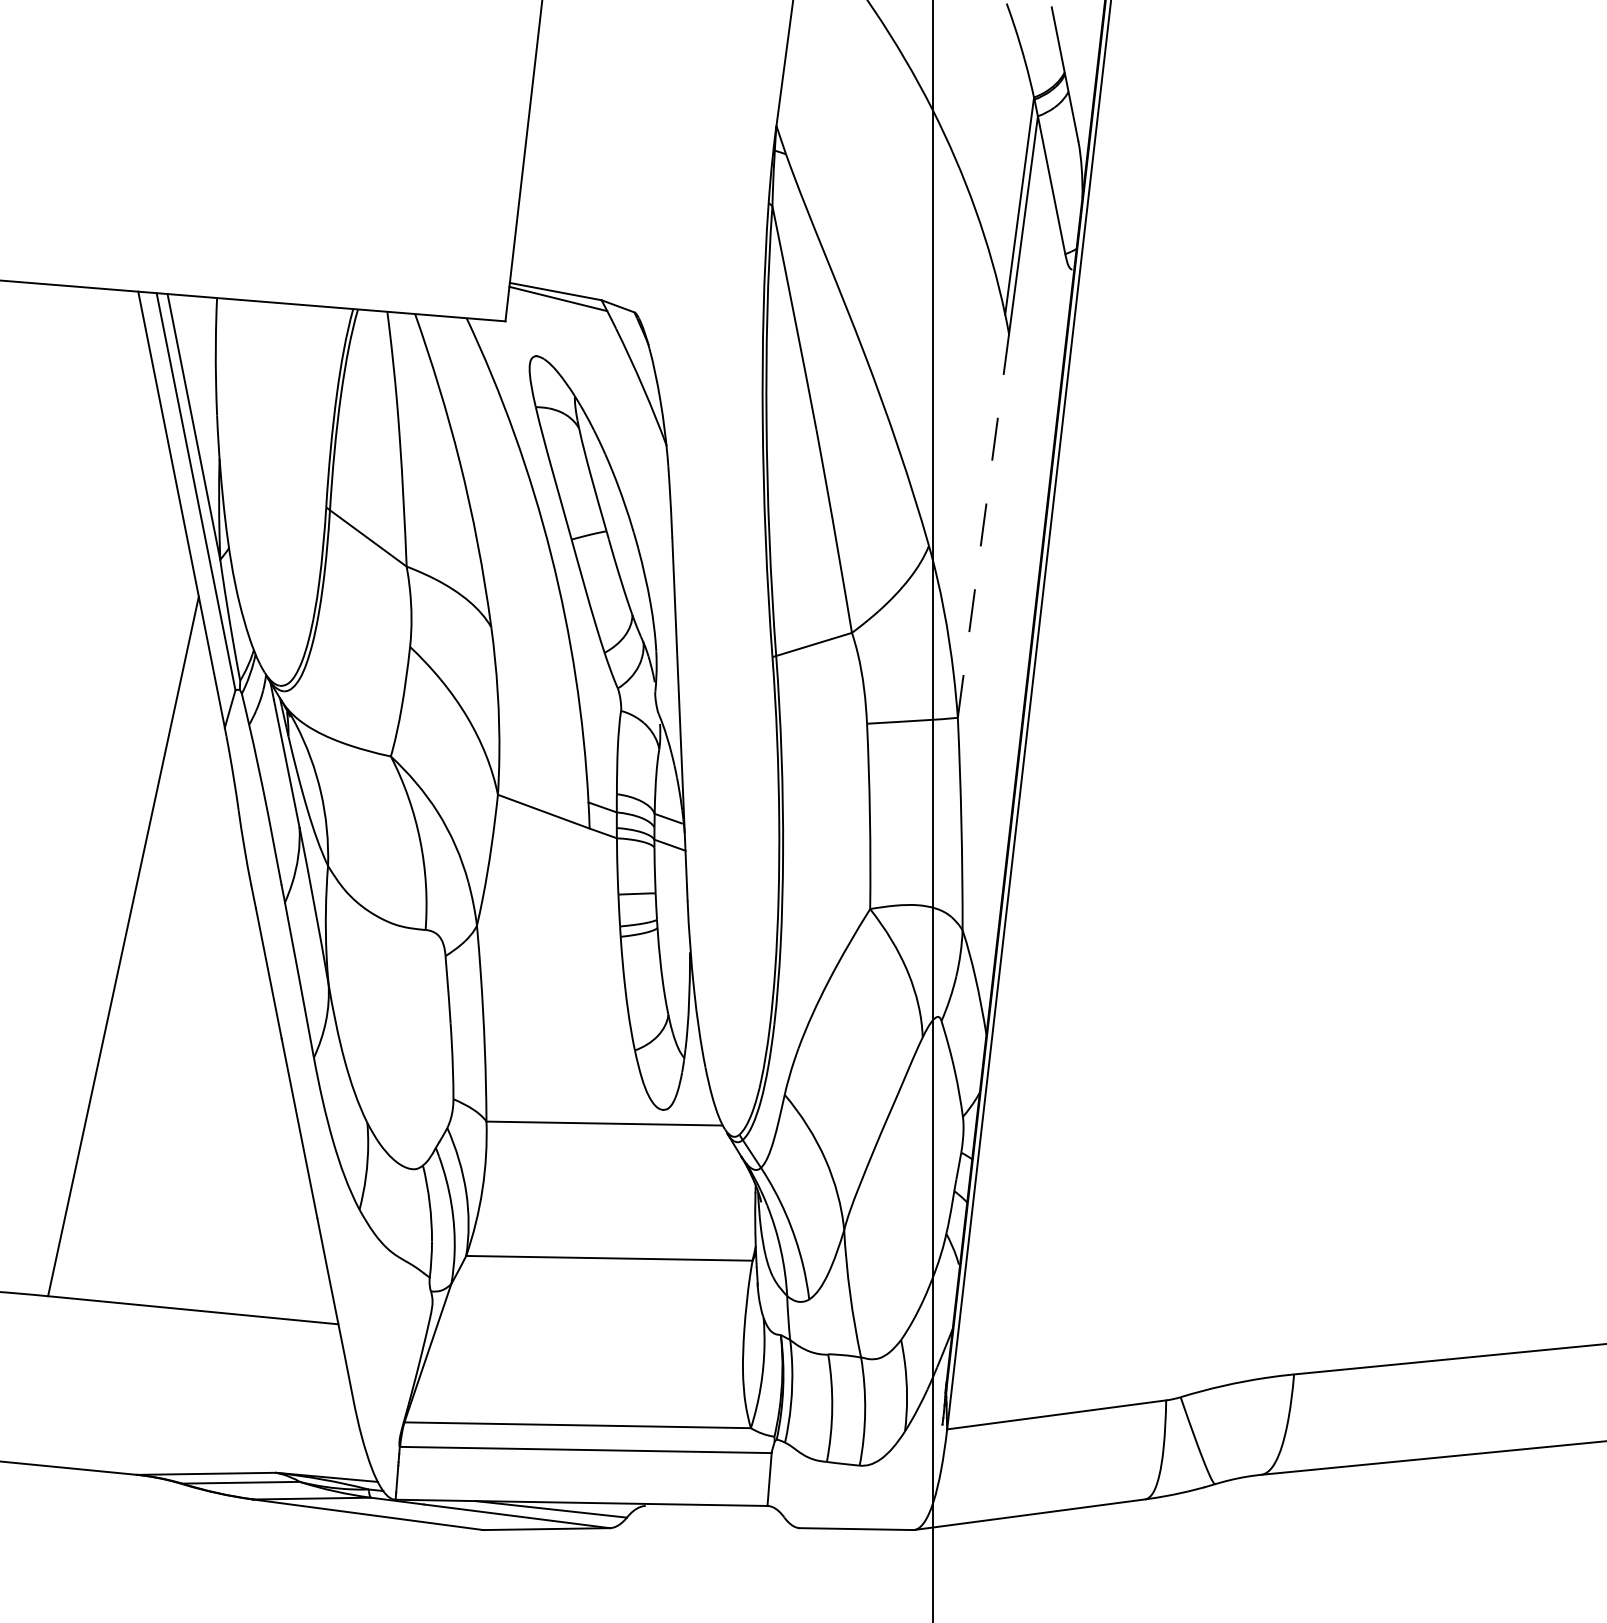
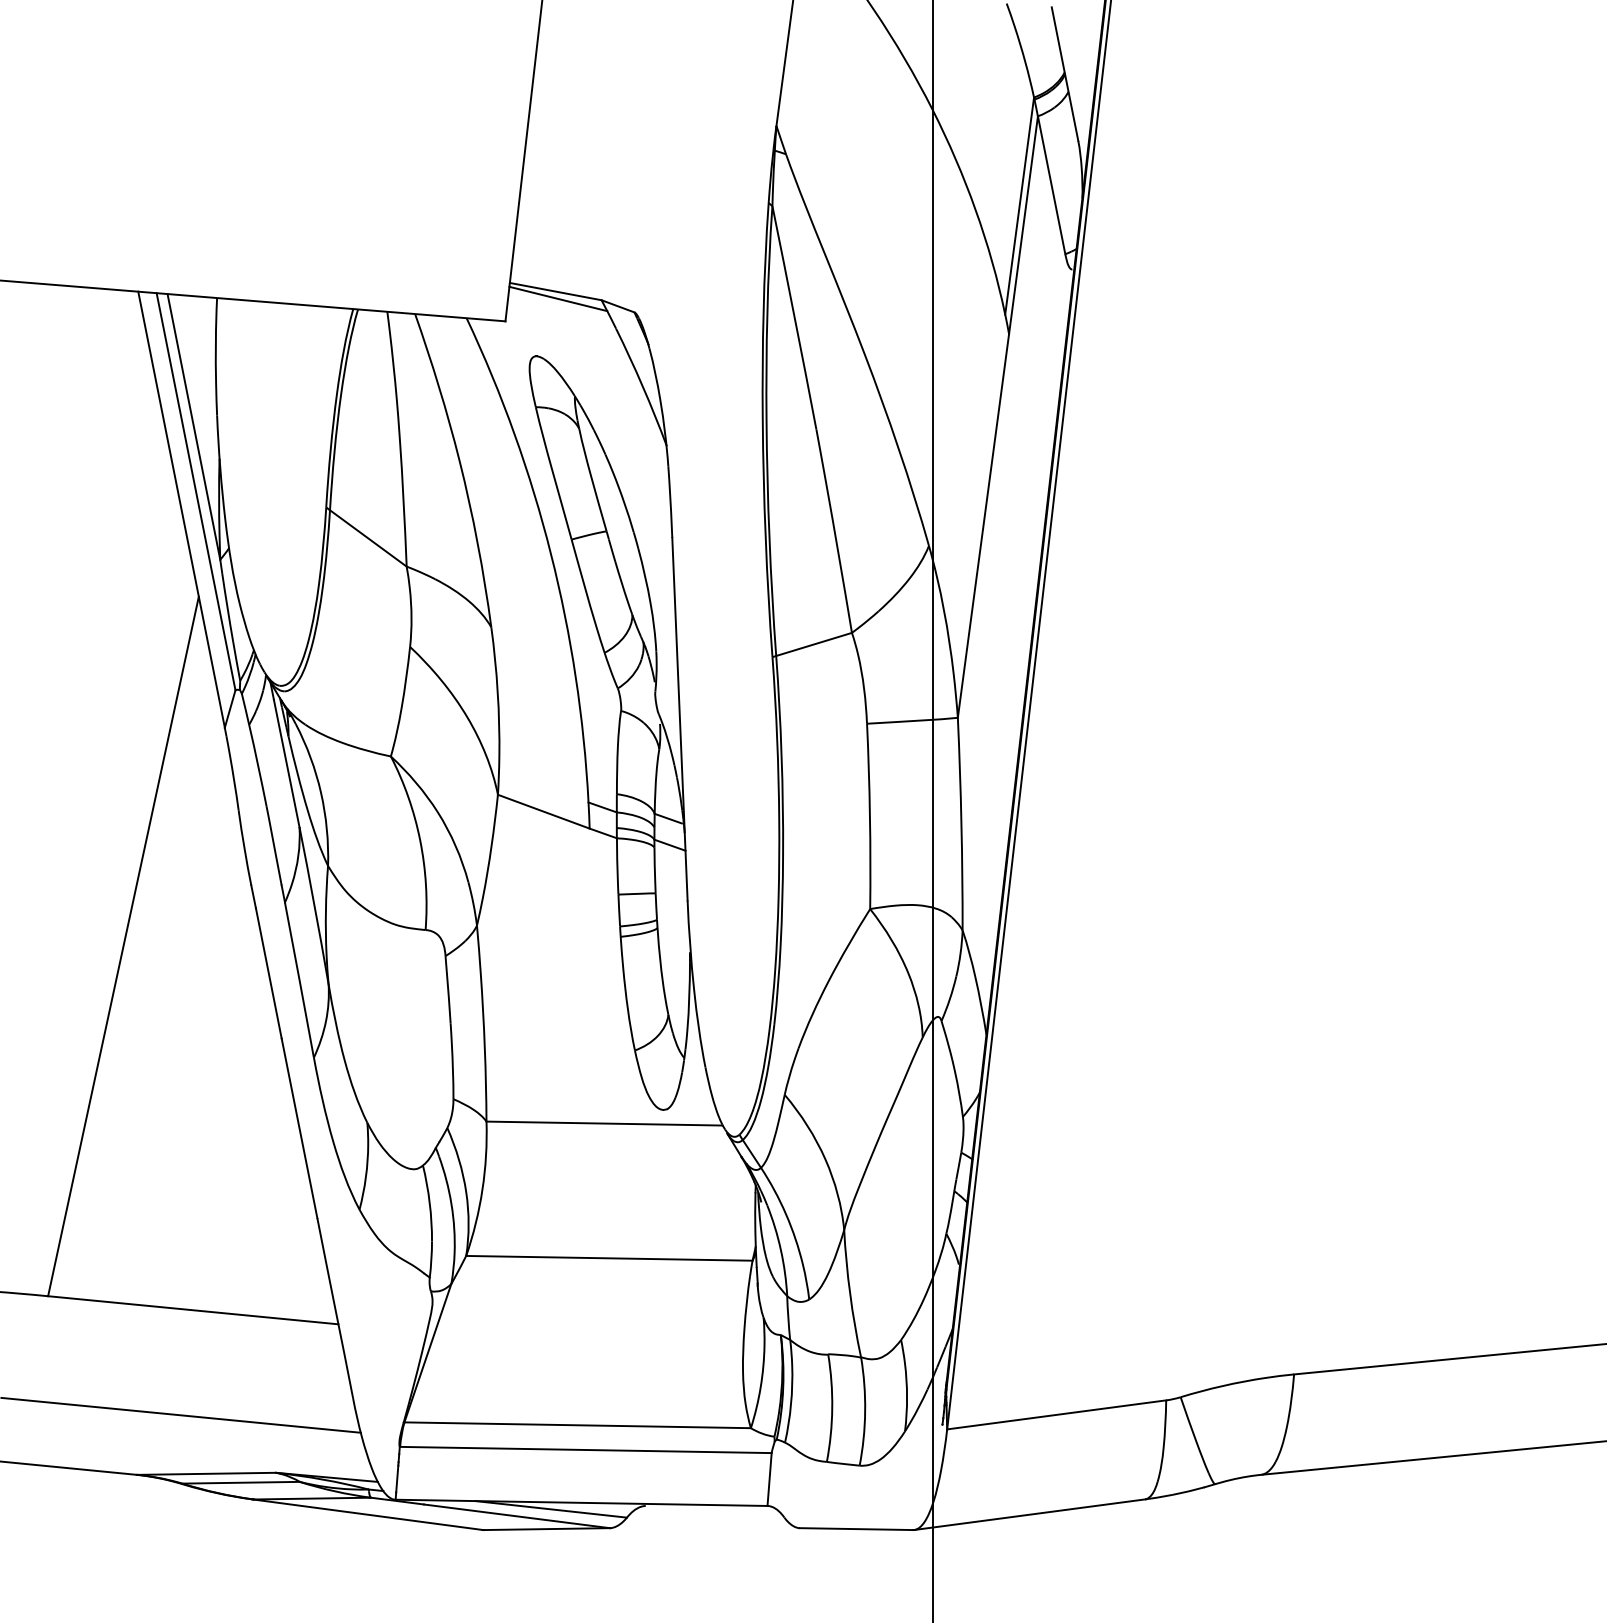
line: dashed -> solid (983, 526)
line: none -> present (181, 1415)
